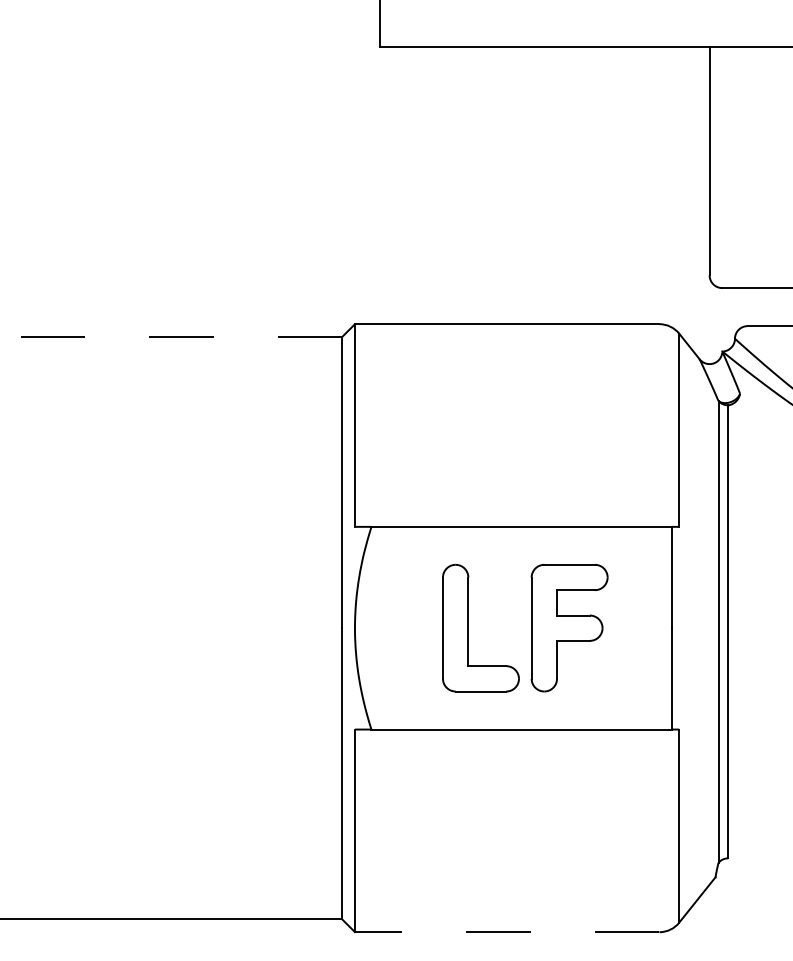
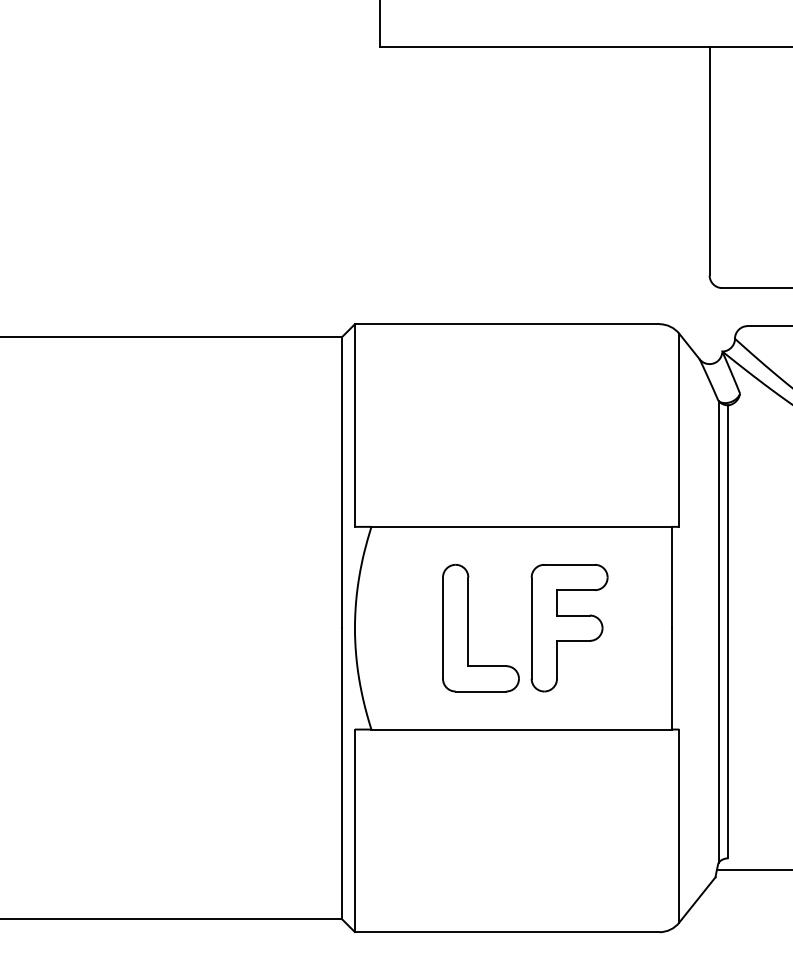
line: dashed -> solid (171, 336)
line: none -> present (752, 870)
line: dashed -> solid (506, 932)
